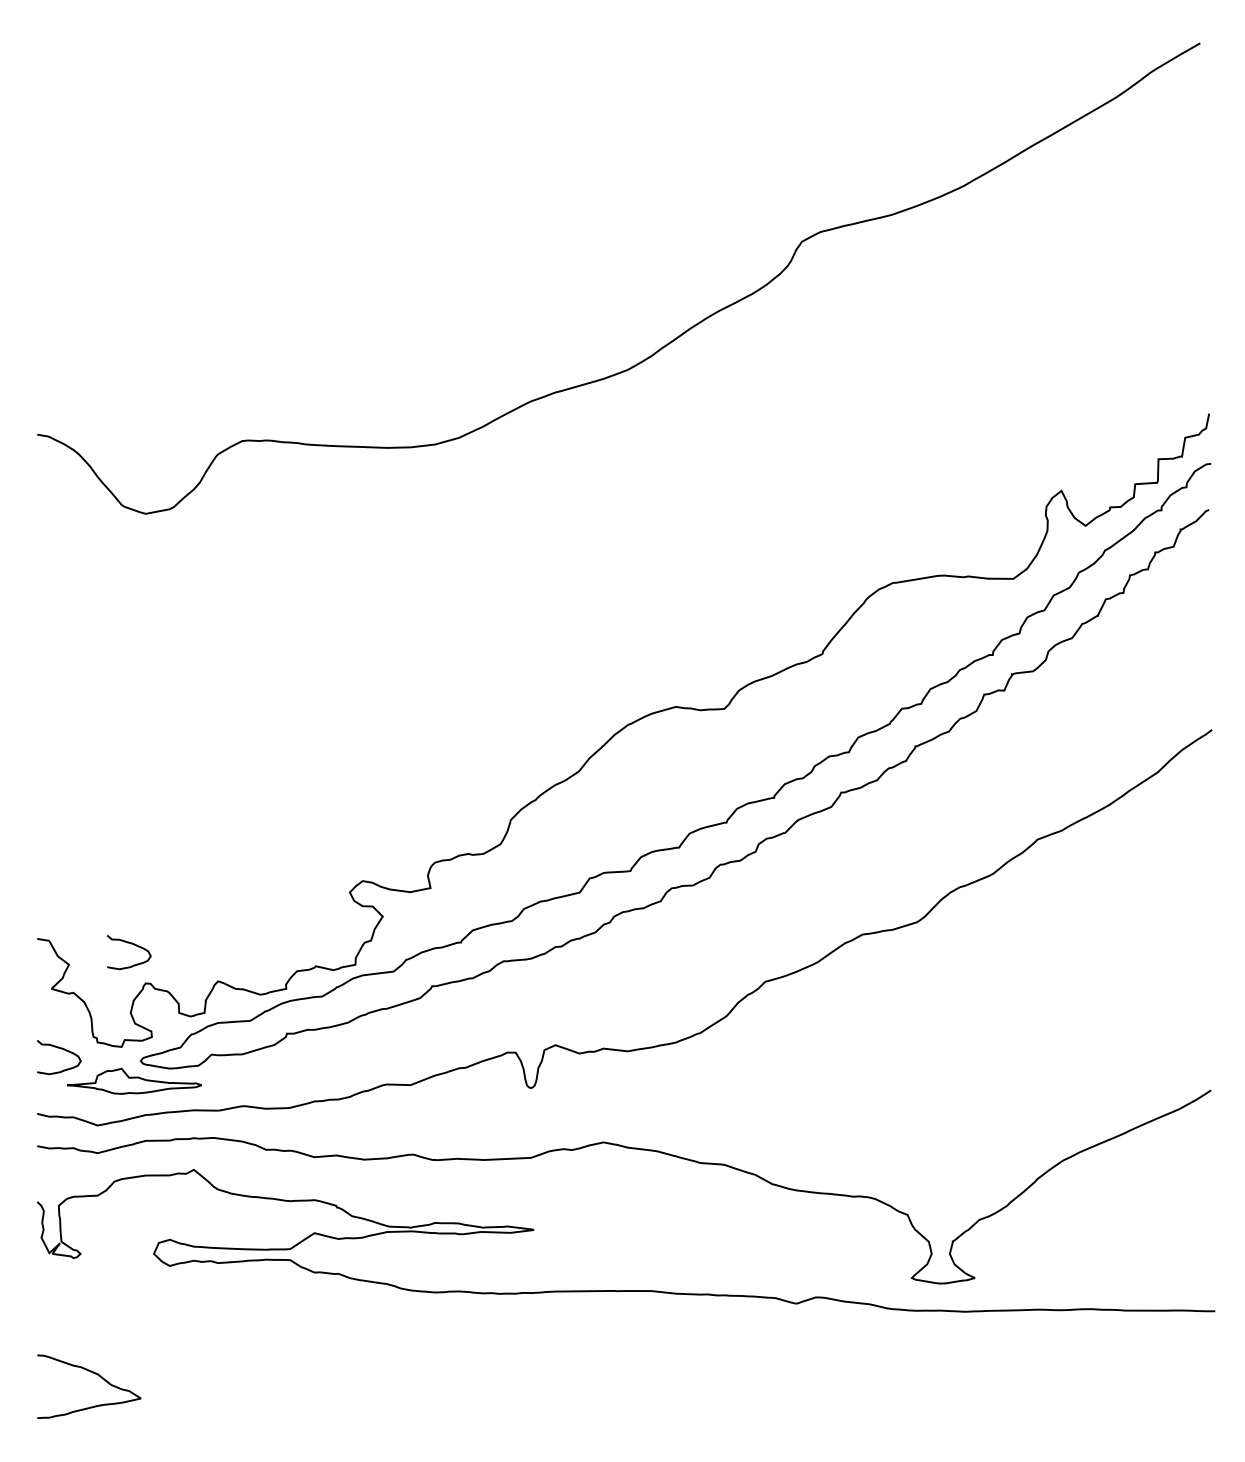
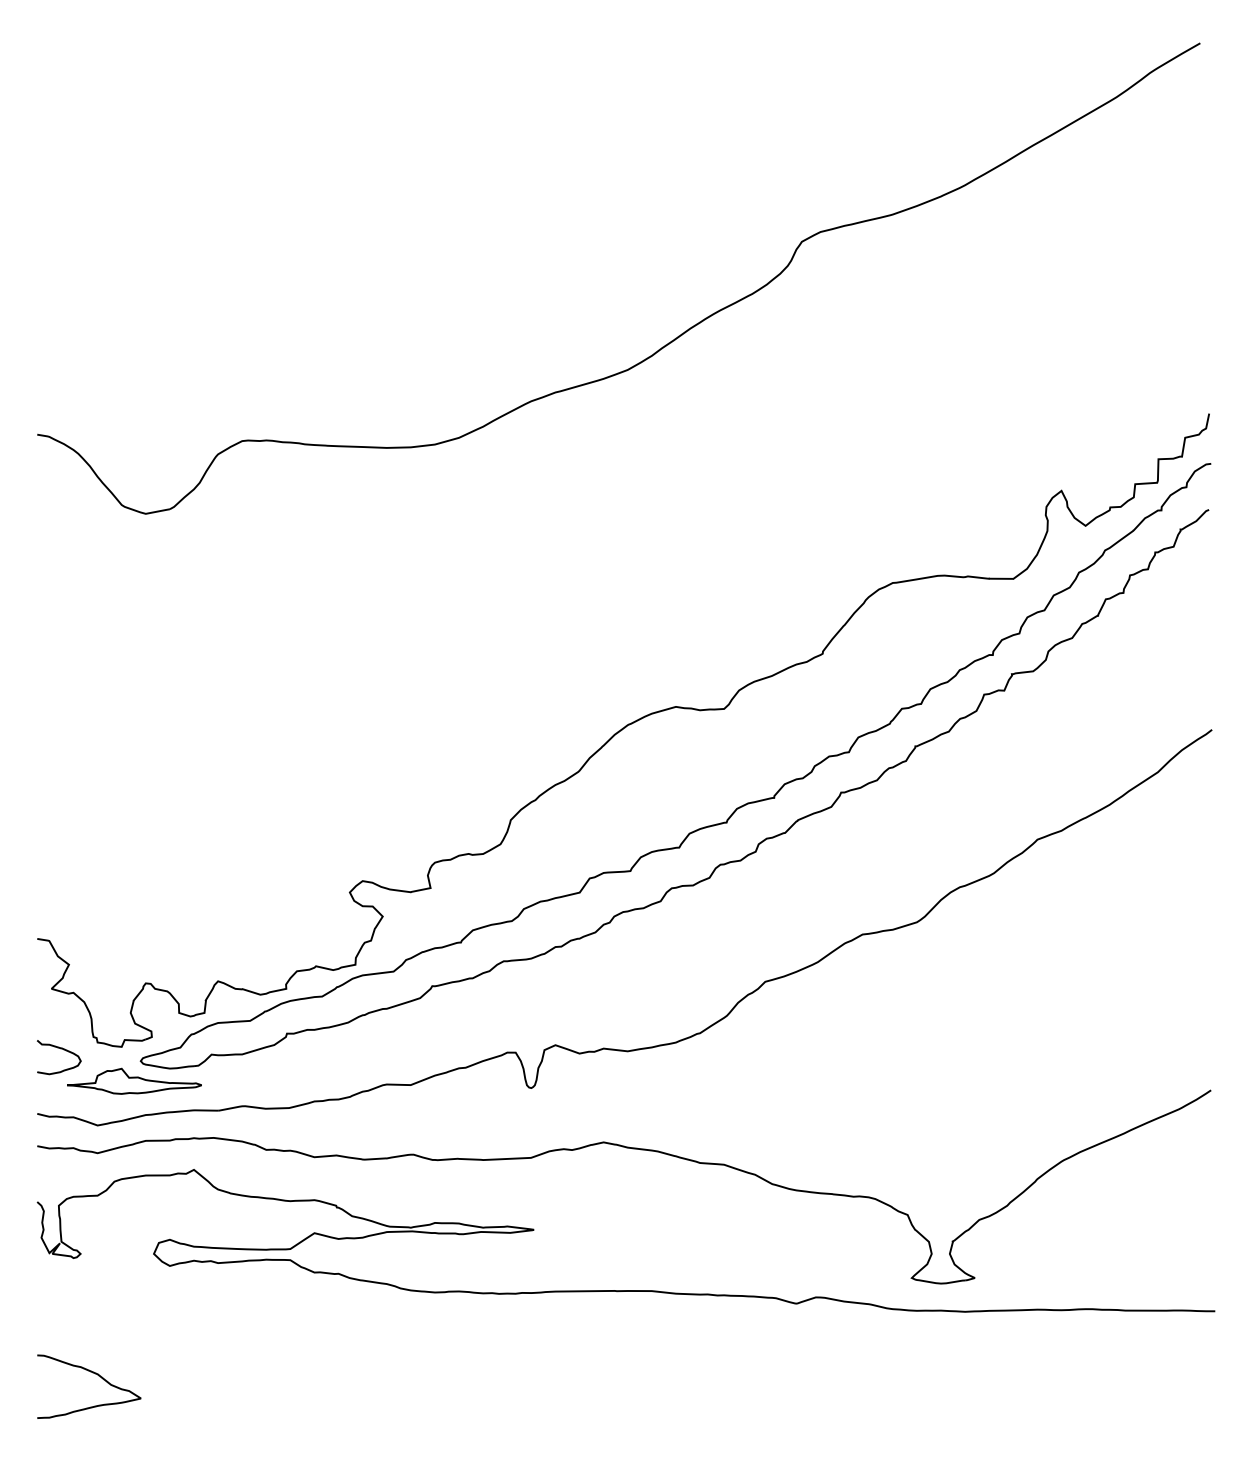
curve: present -> none (130, 944)
